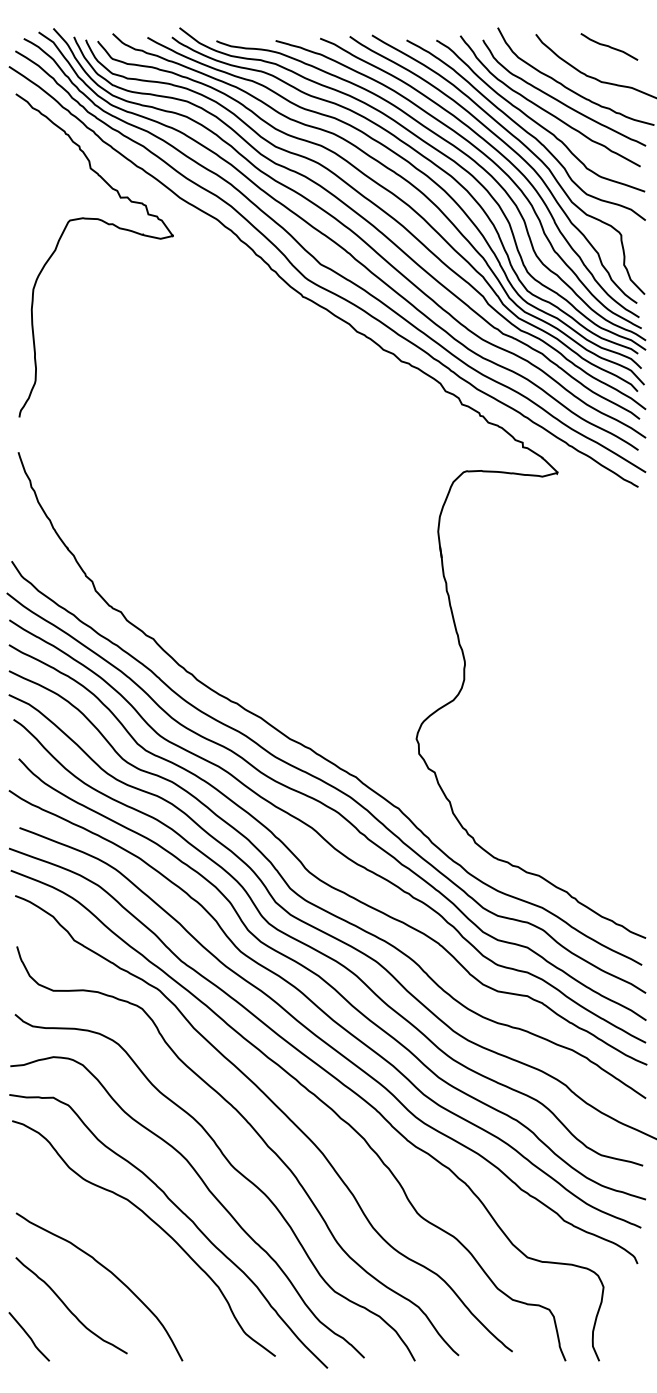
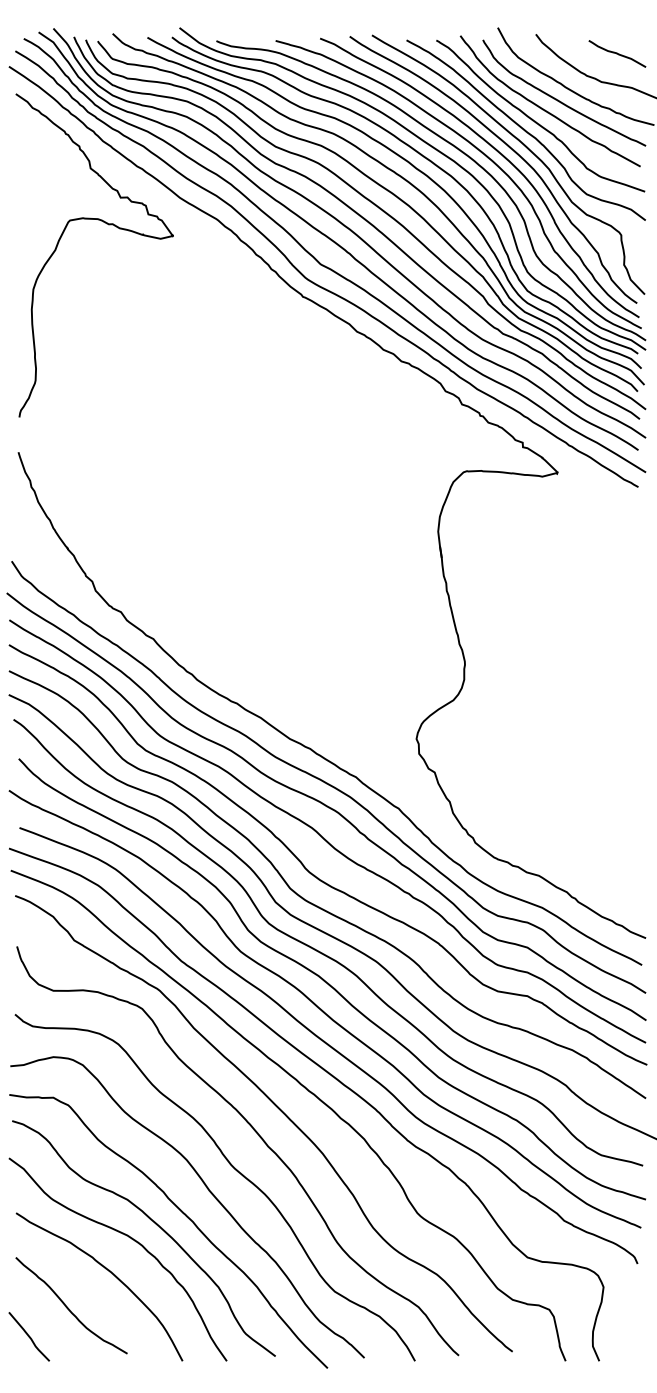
curve position: (609, 46) -> (617, 53) (617, 53)
curve: none -> present (131, 1239)
